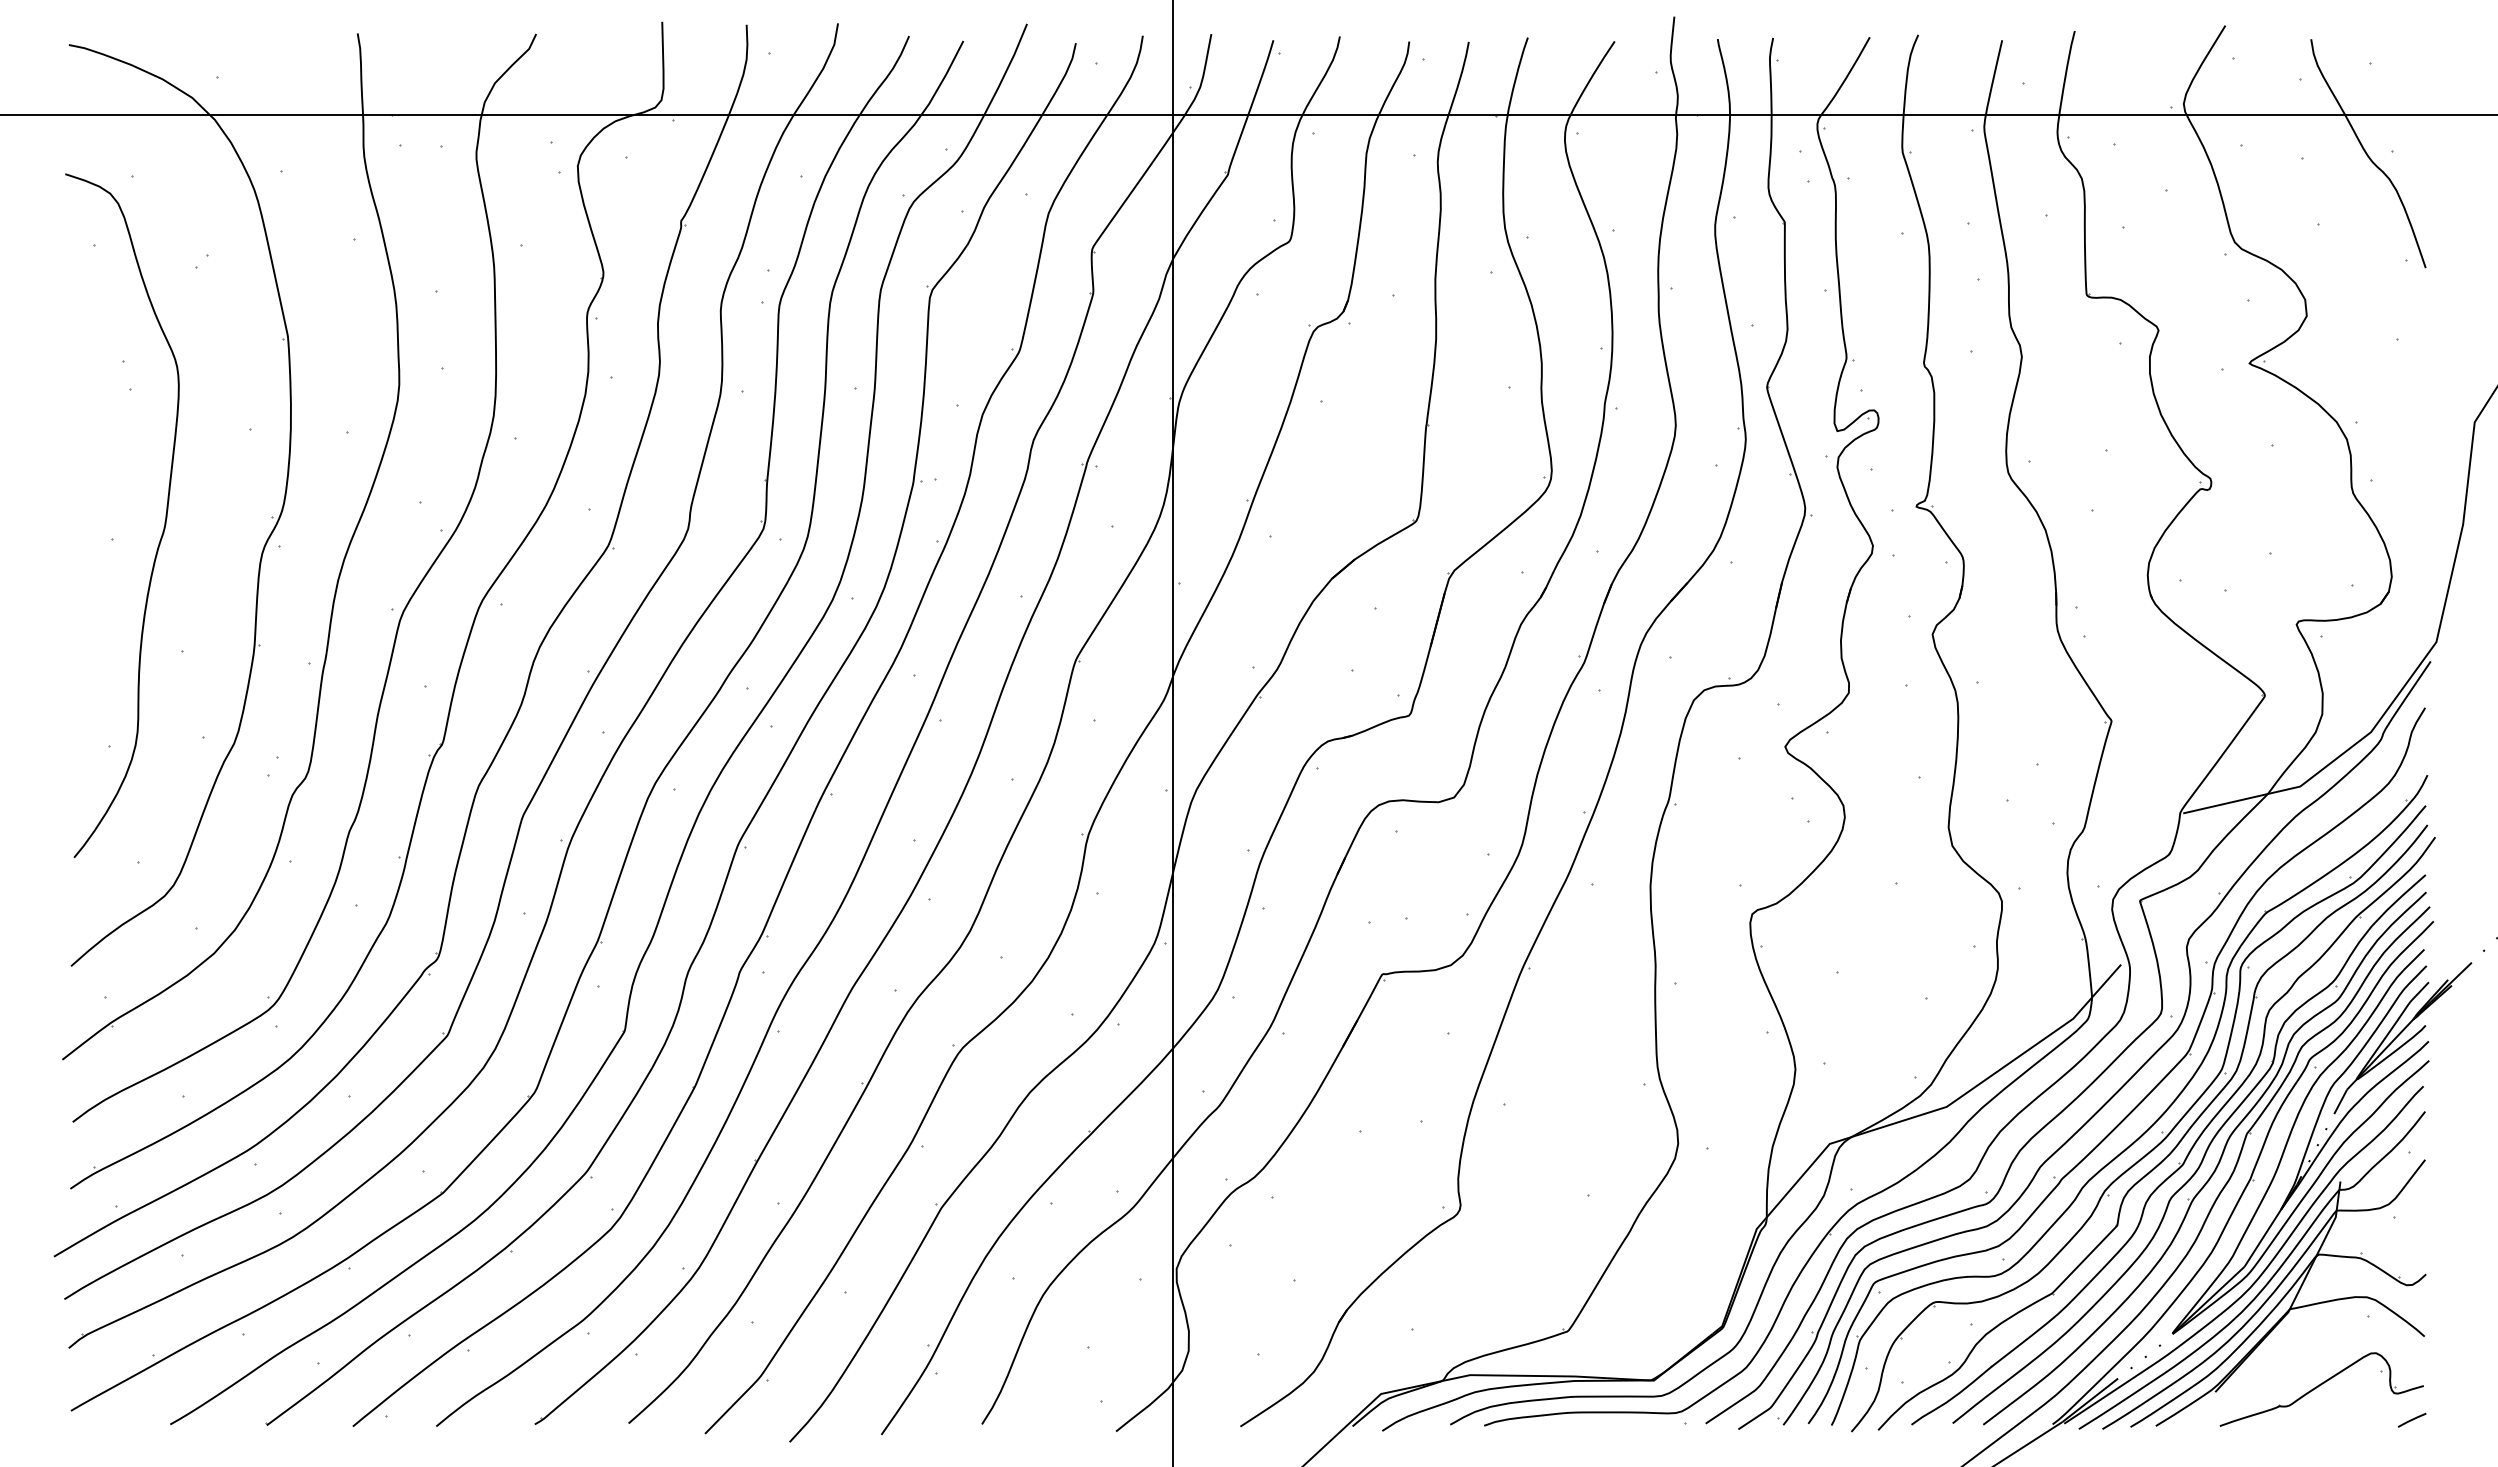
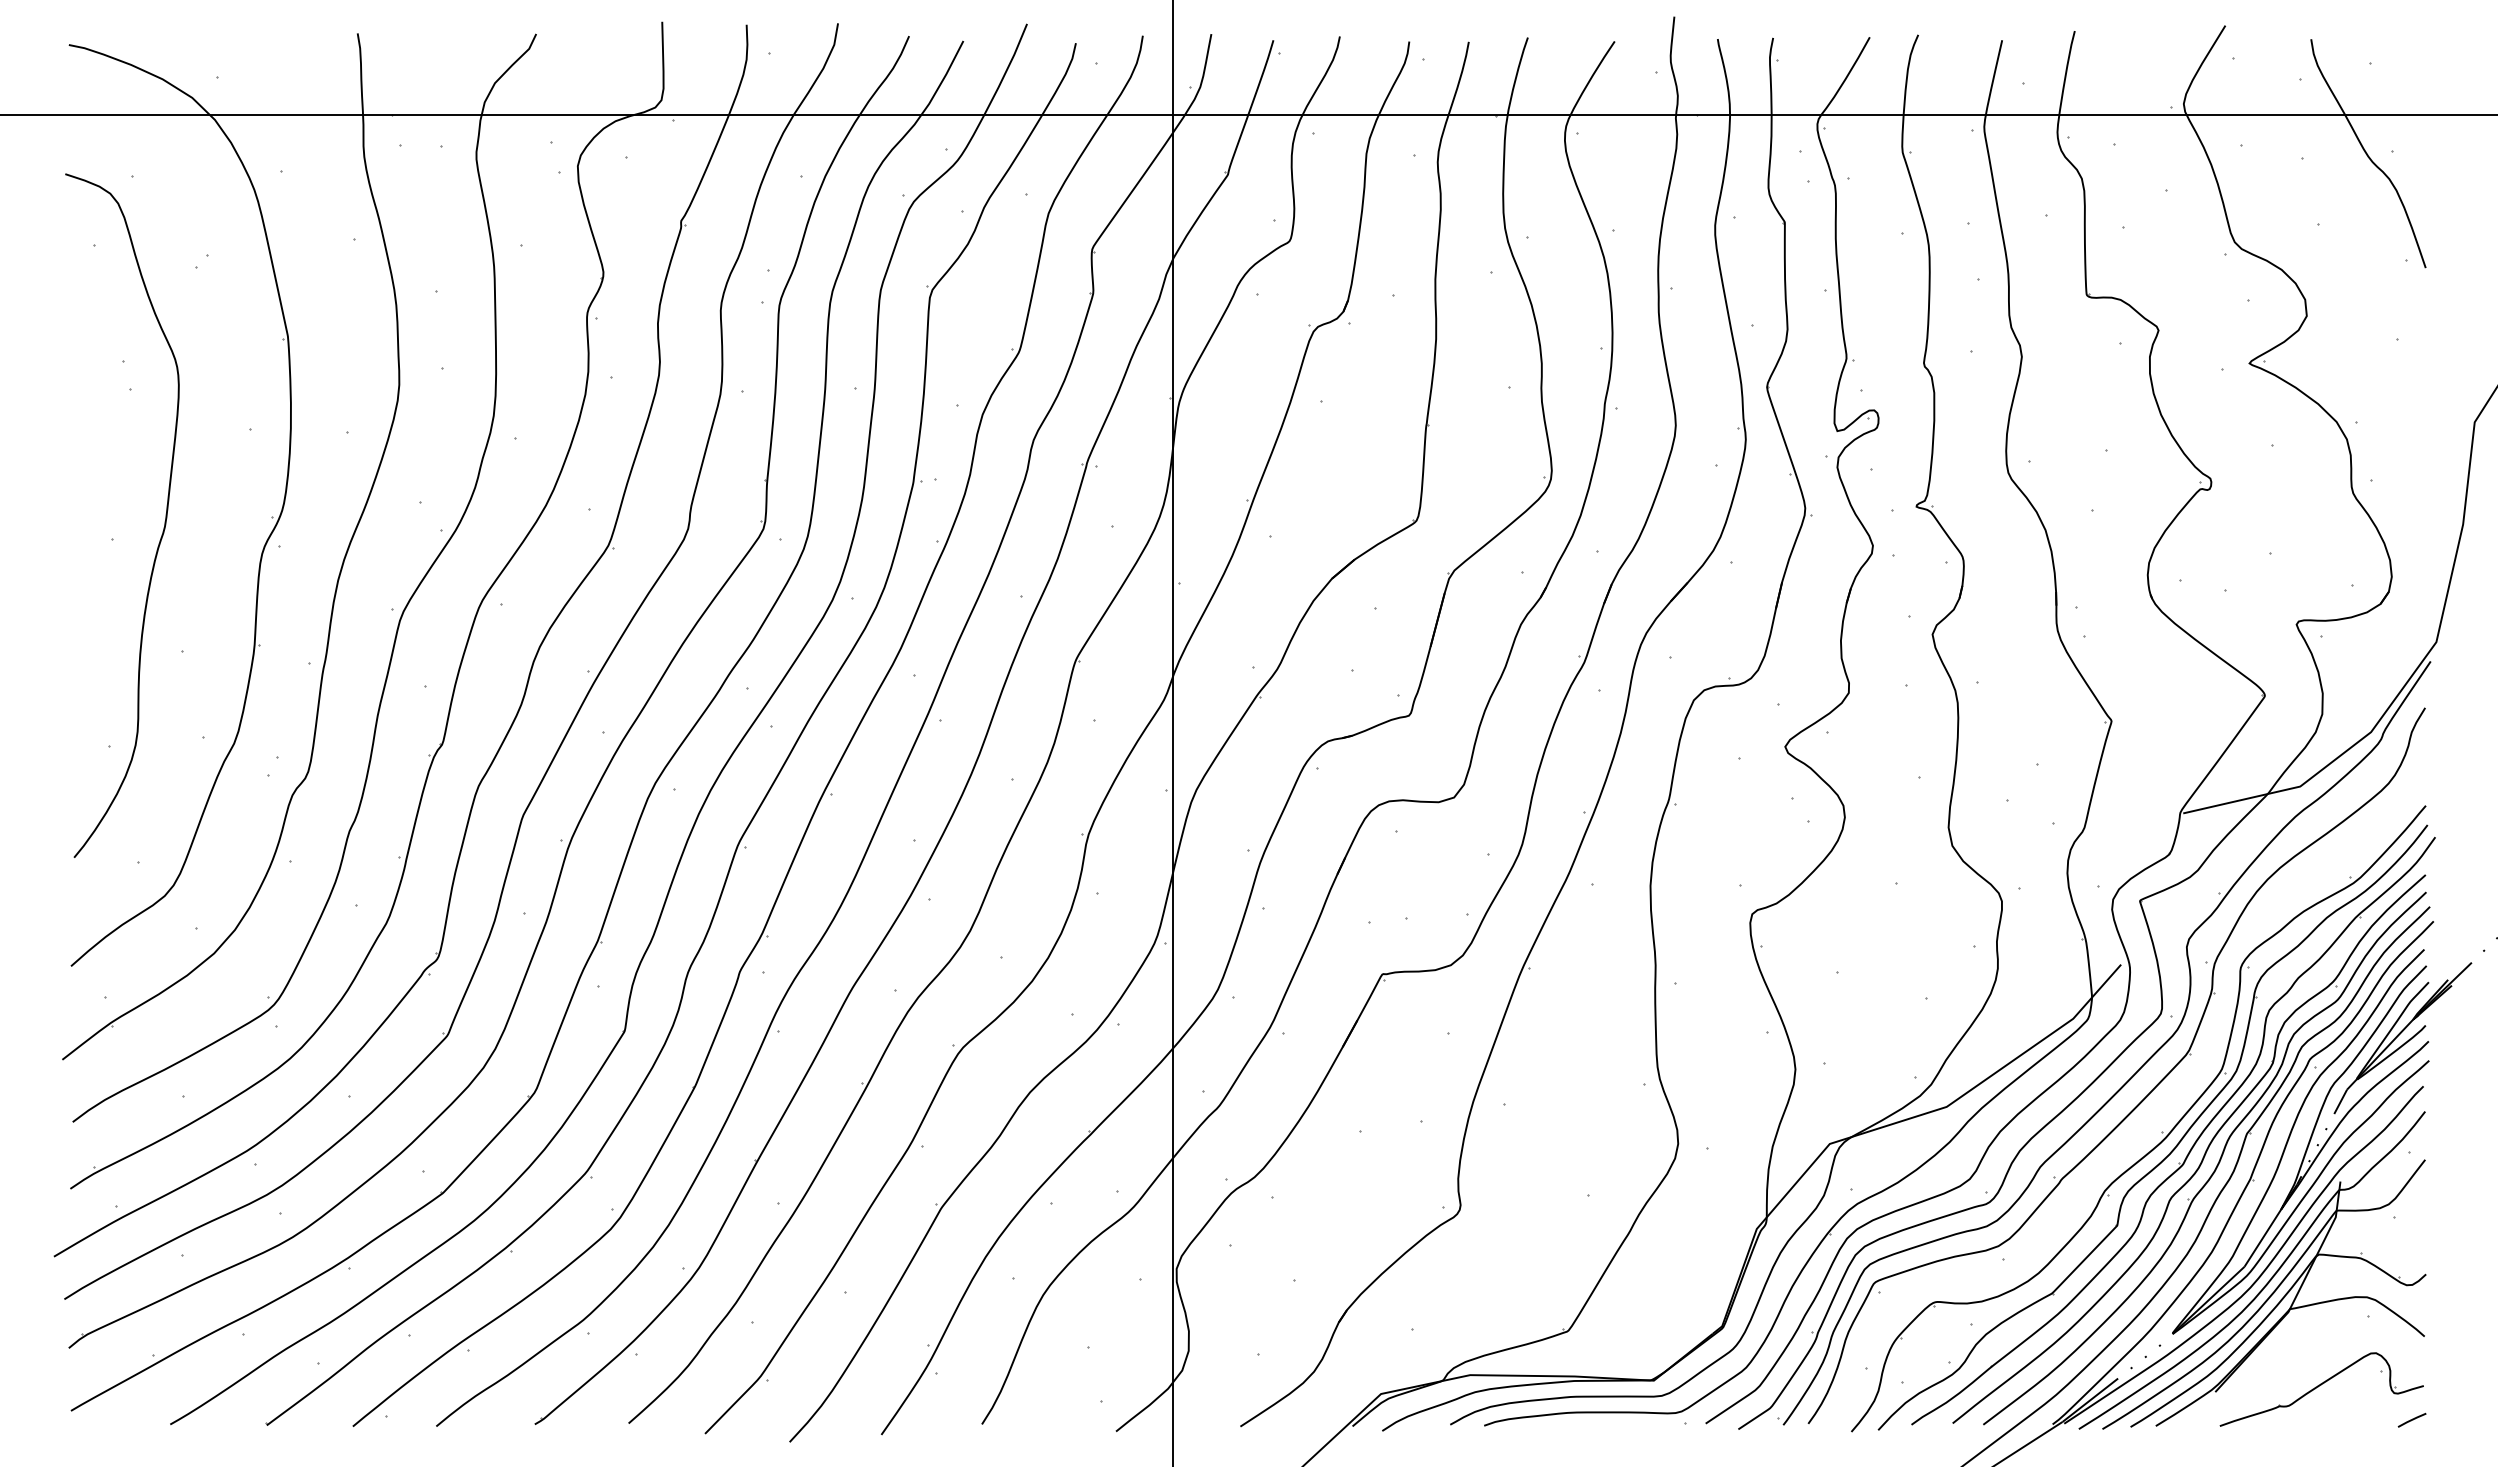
part: present -> none (2154, 1121)
